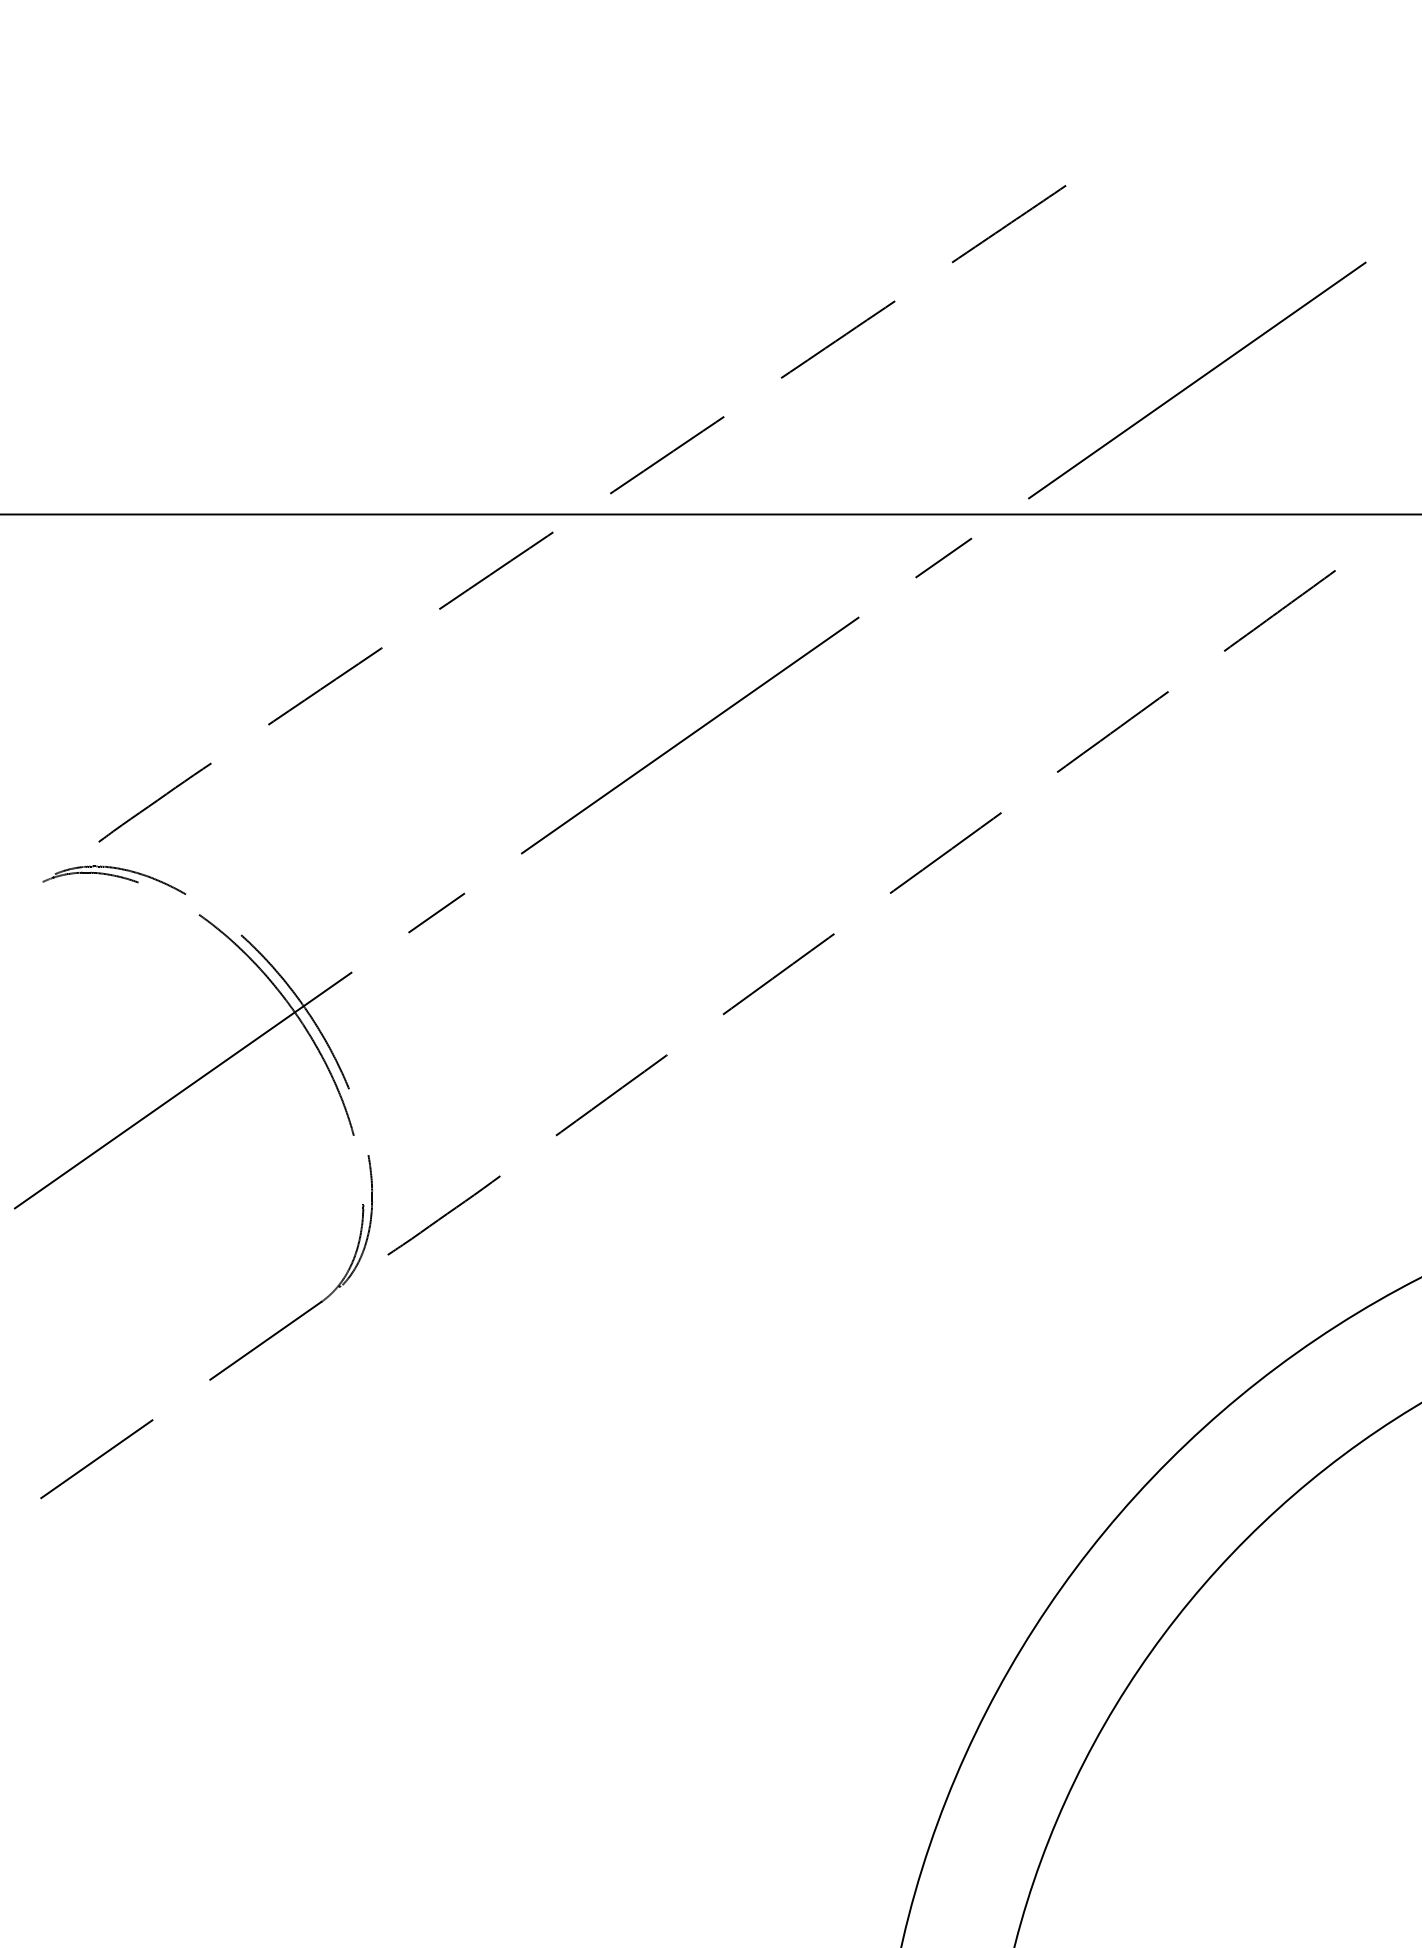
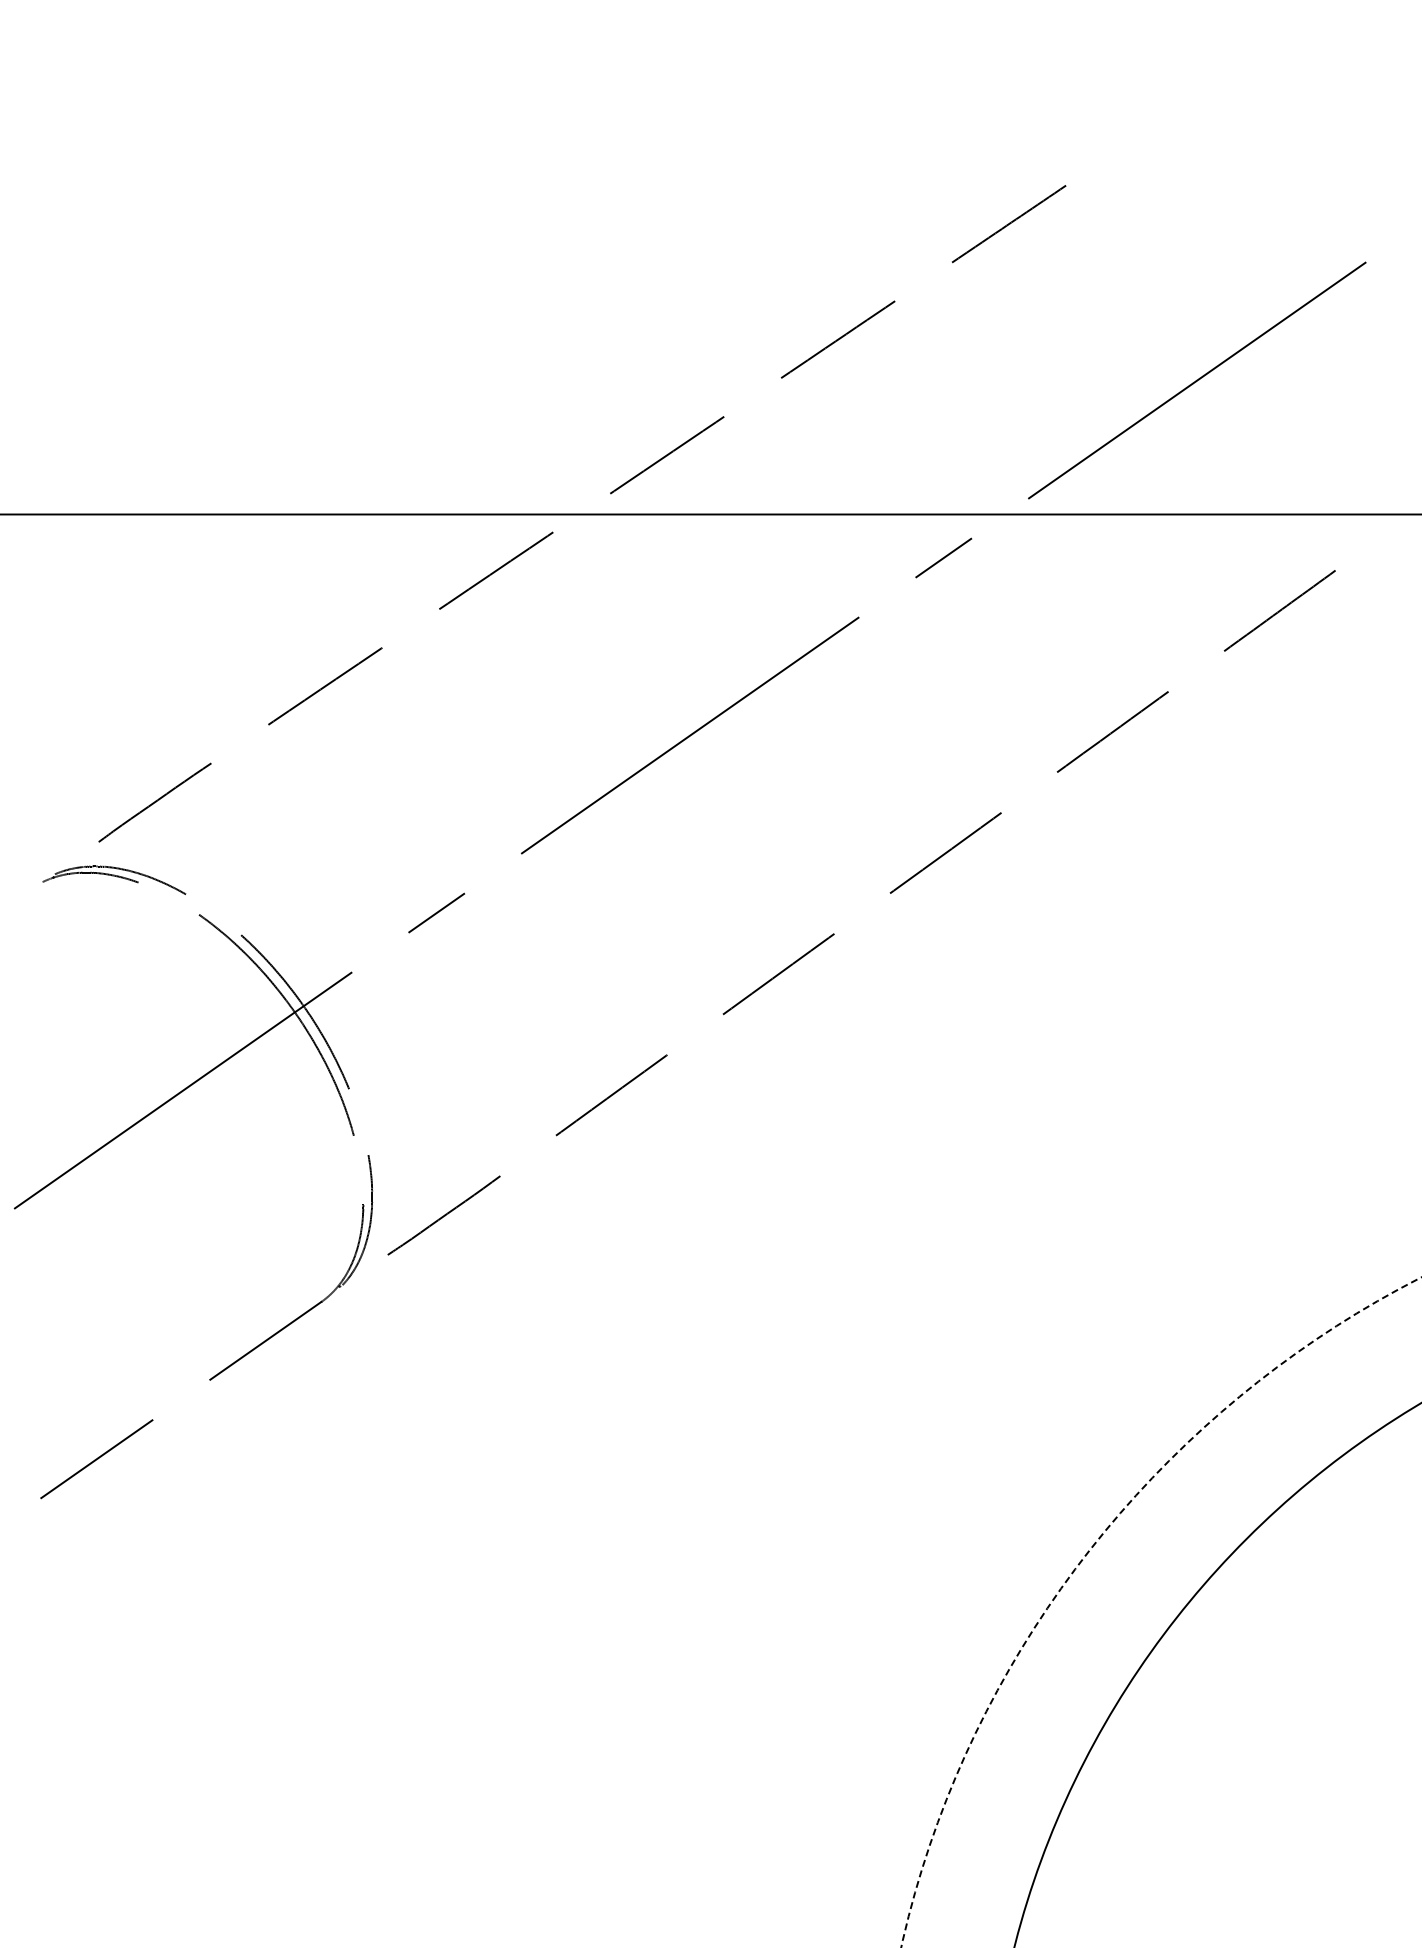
circle: solid -> dashed (1161, 1612)
